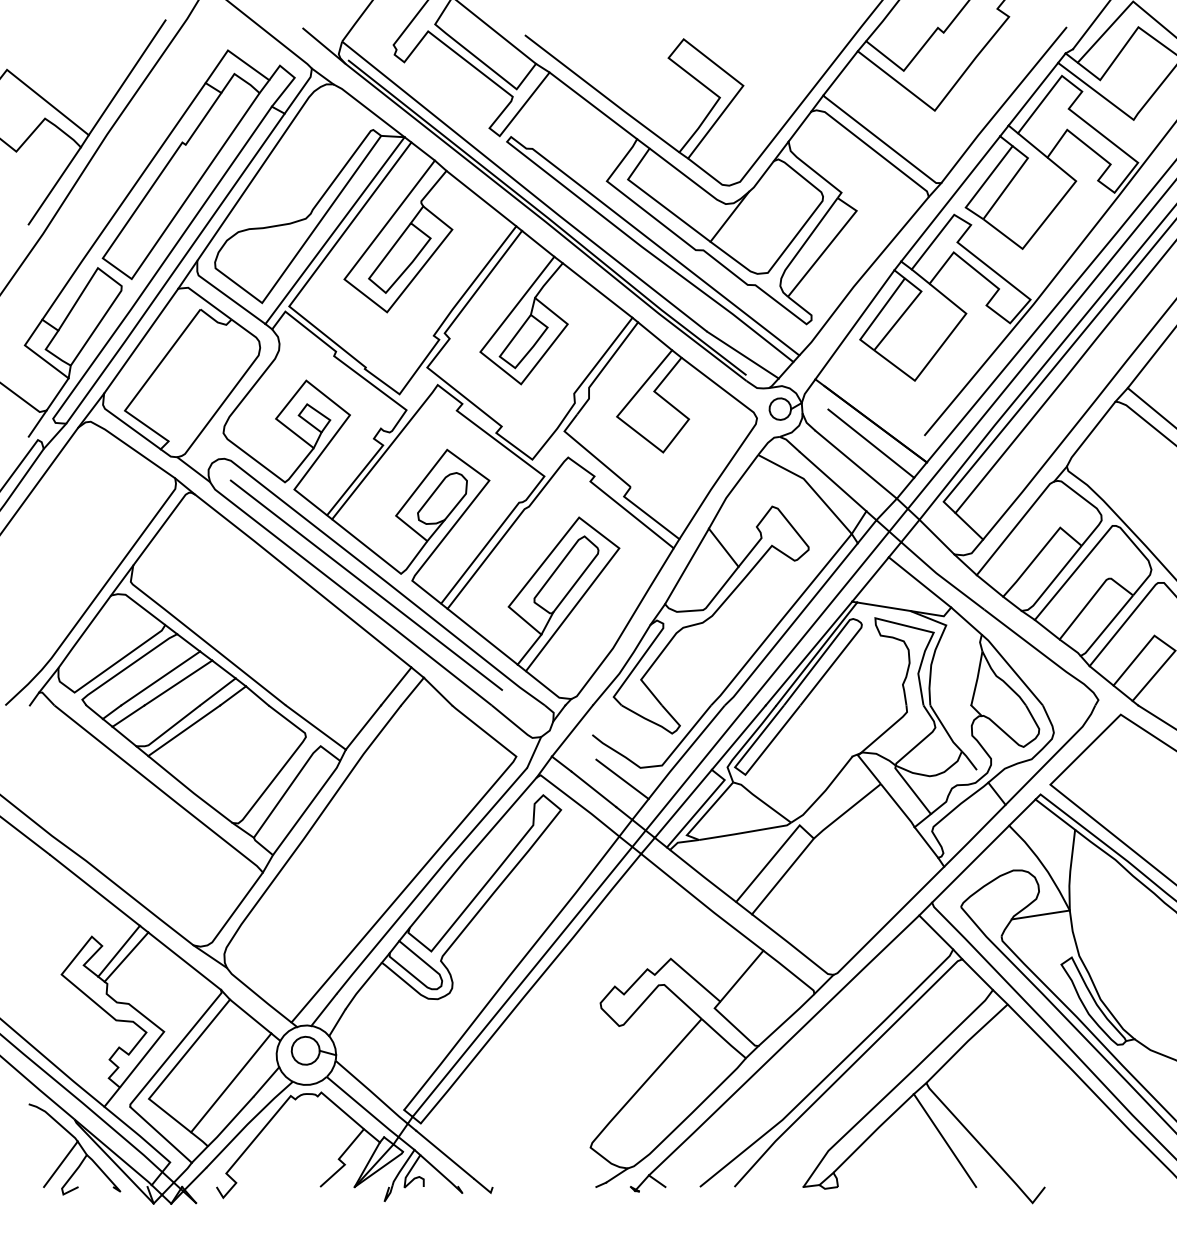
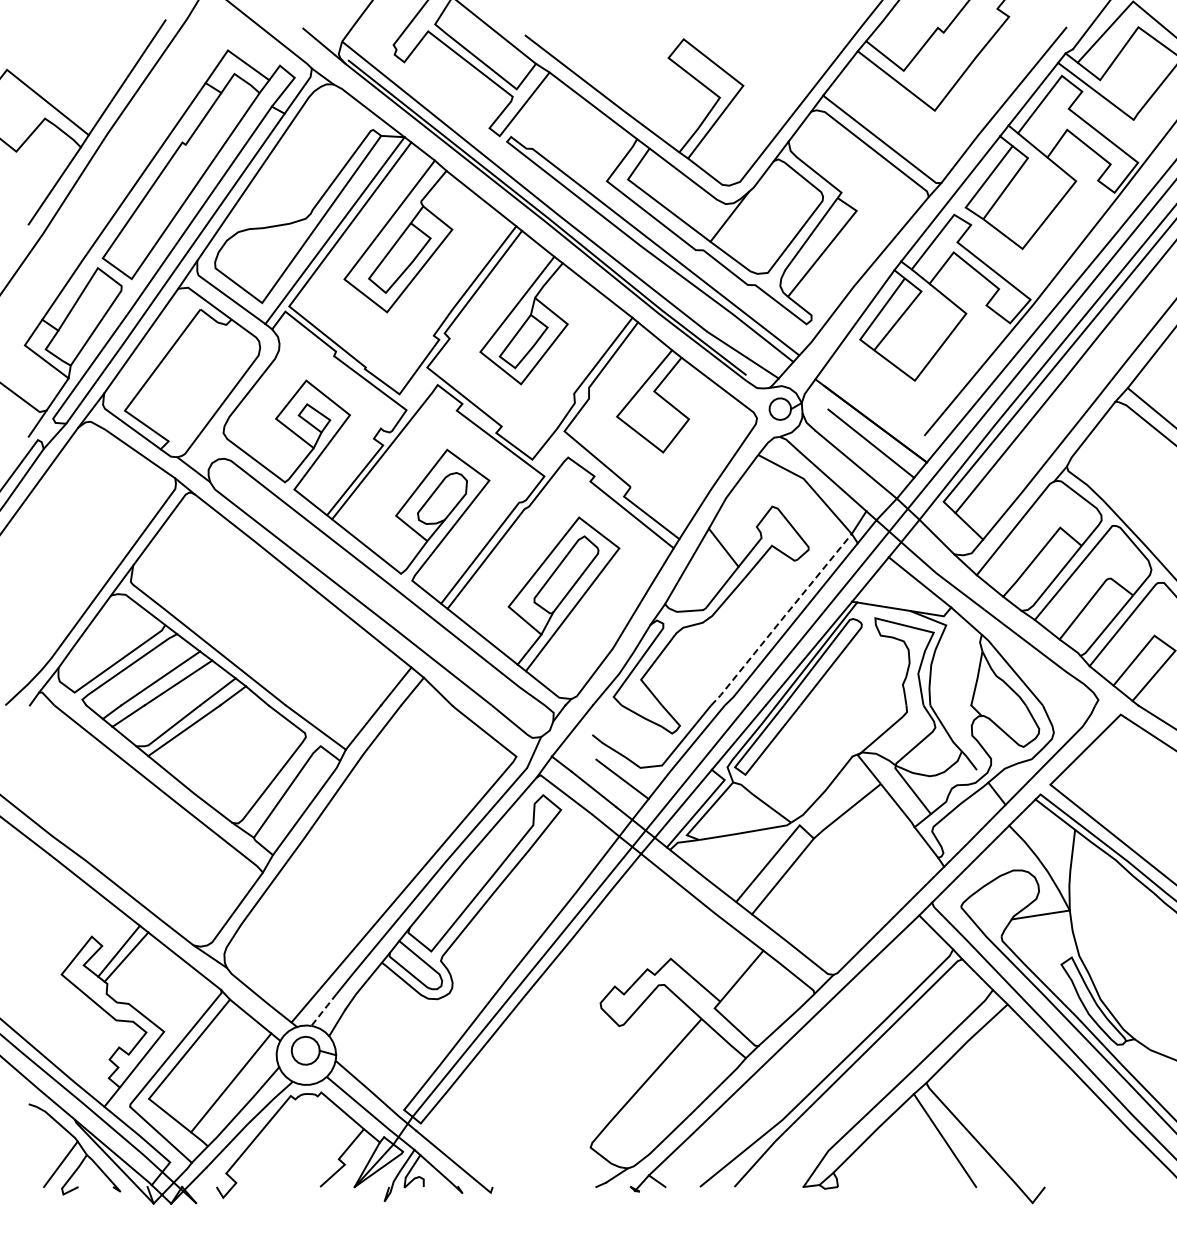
line: present -> none (366, 584)
line: solid -> dashed (781, 620)
line: solid -> dashed (323, 1010)
